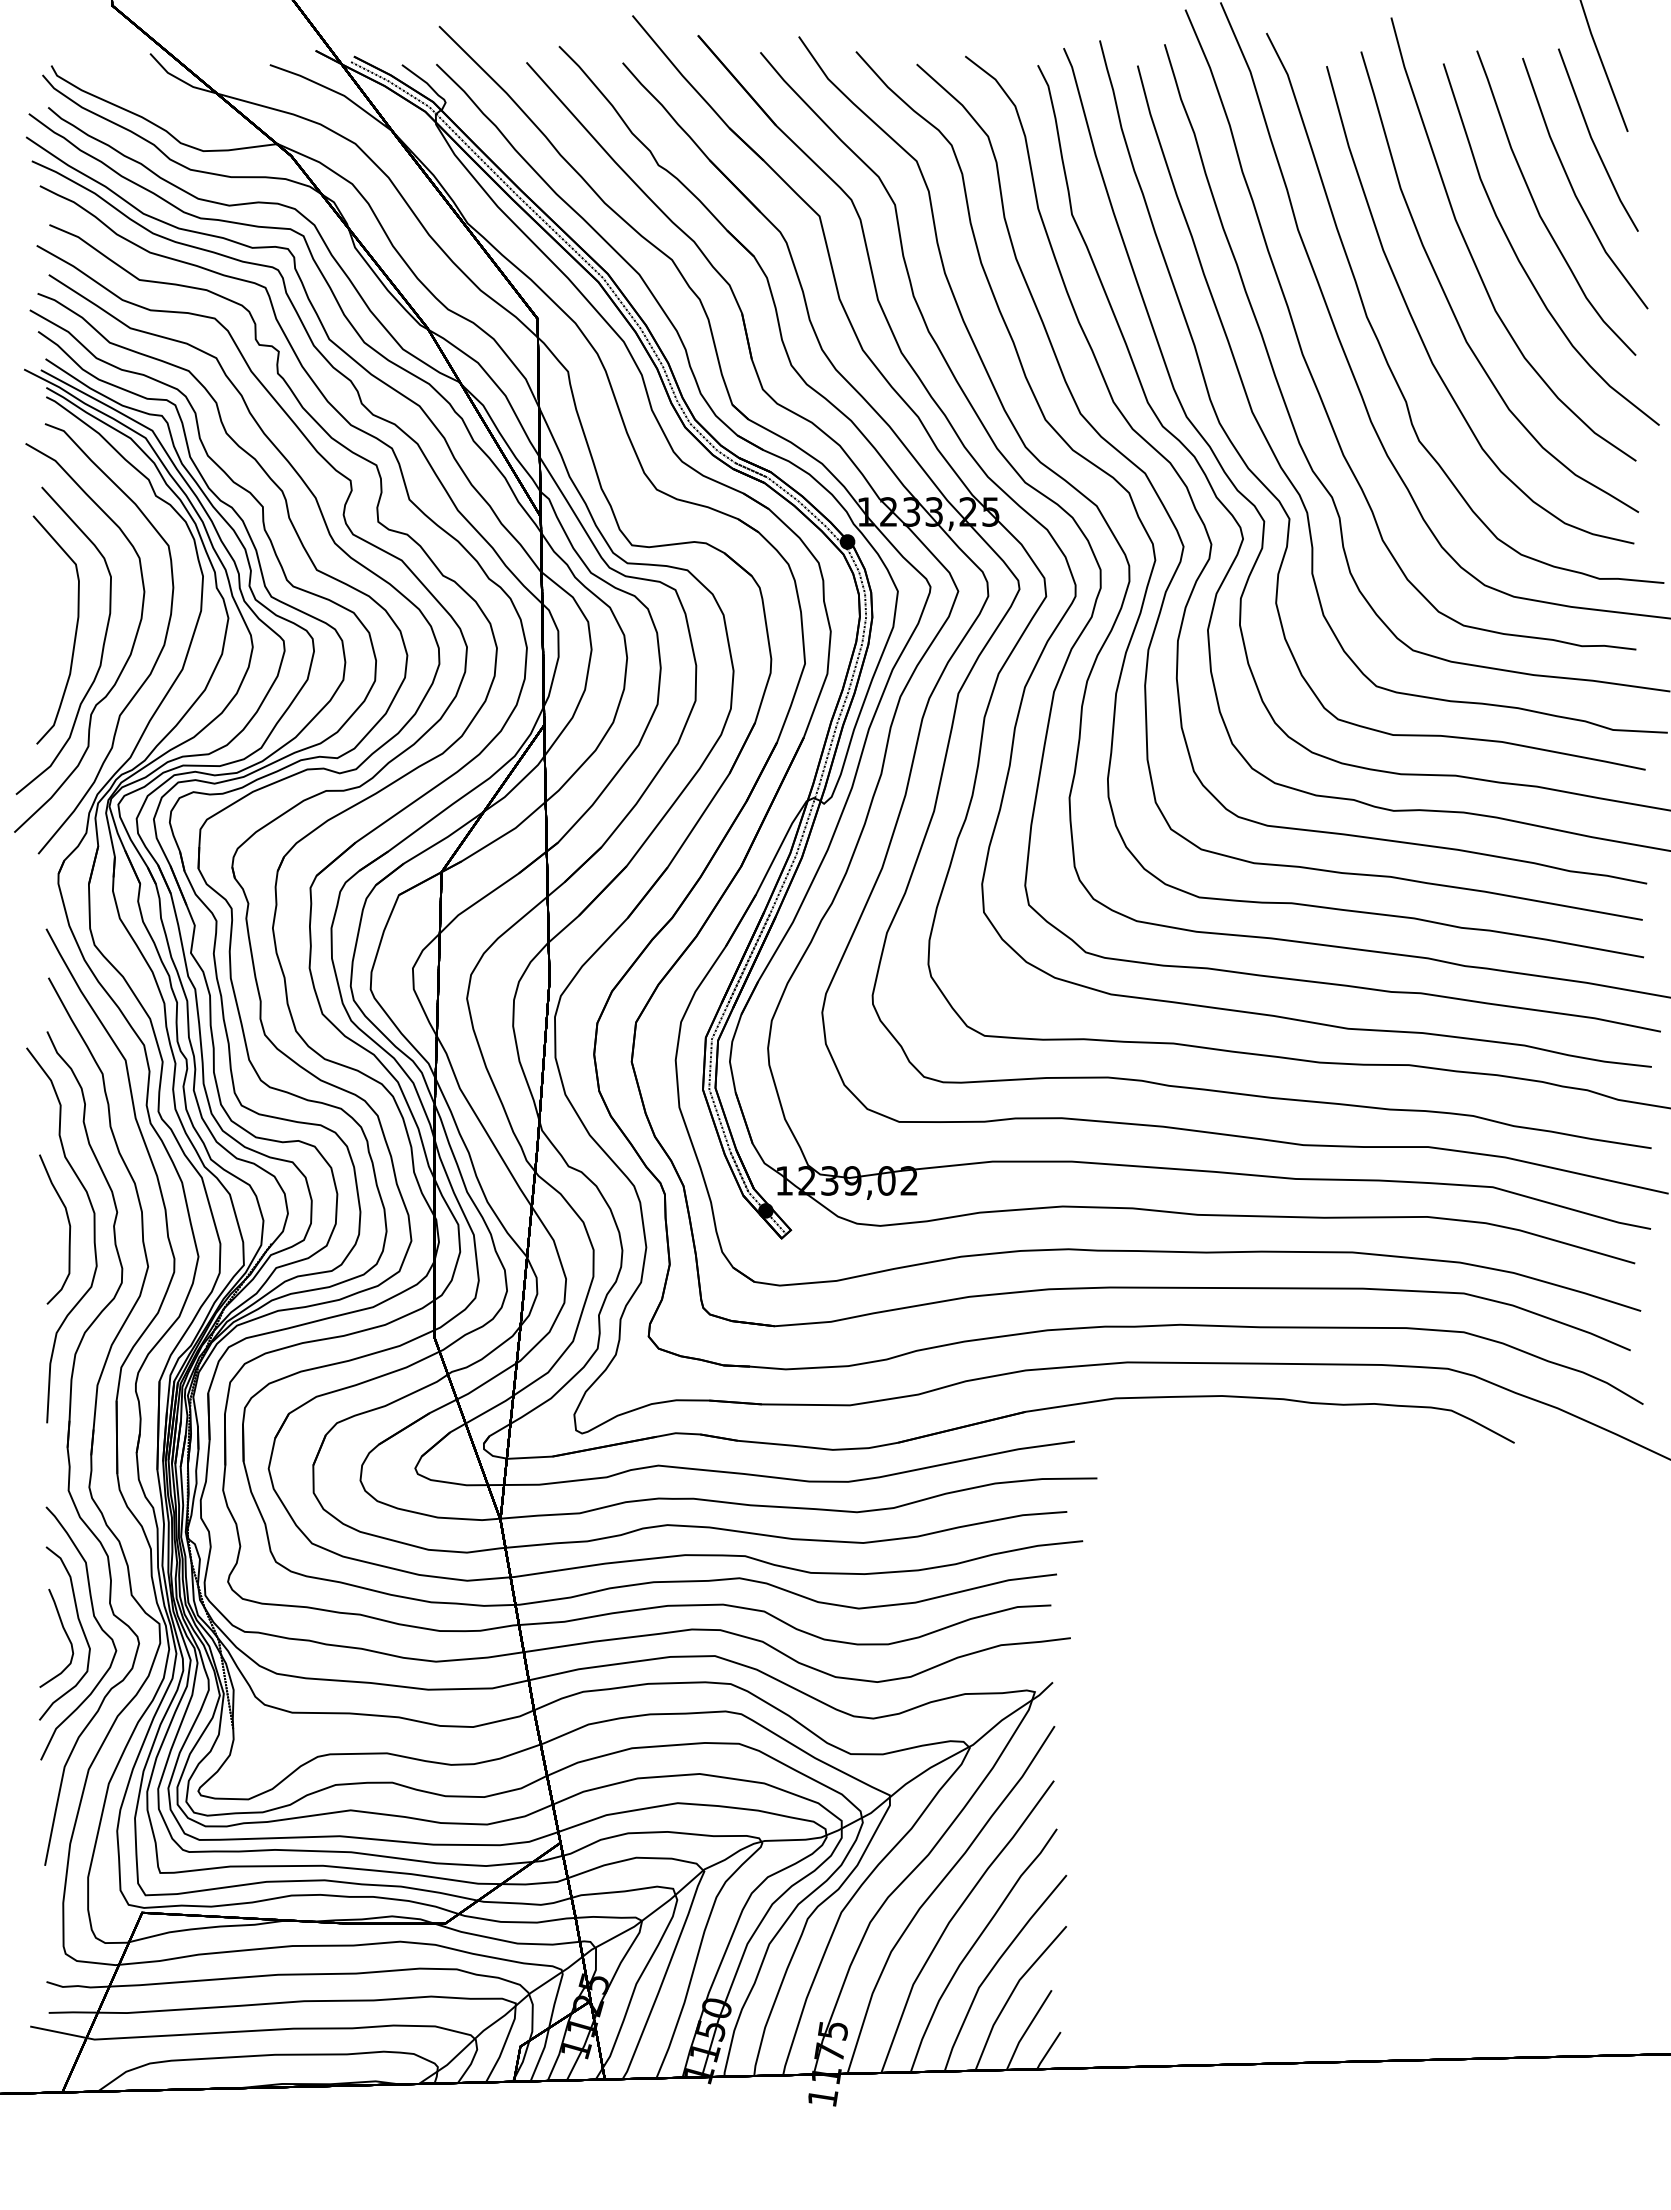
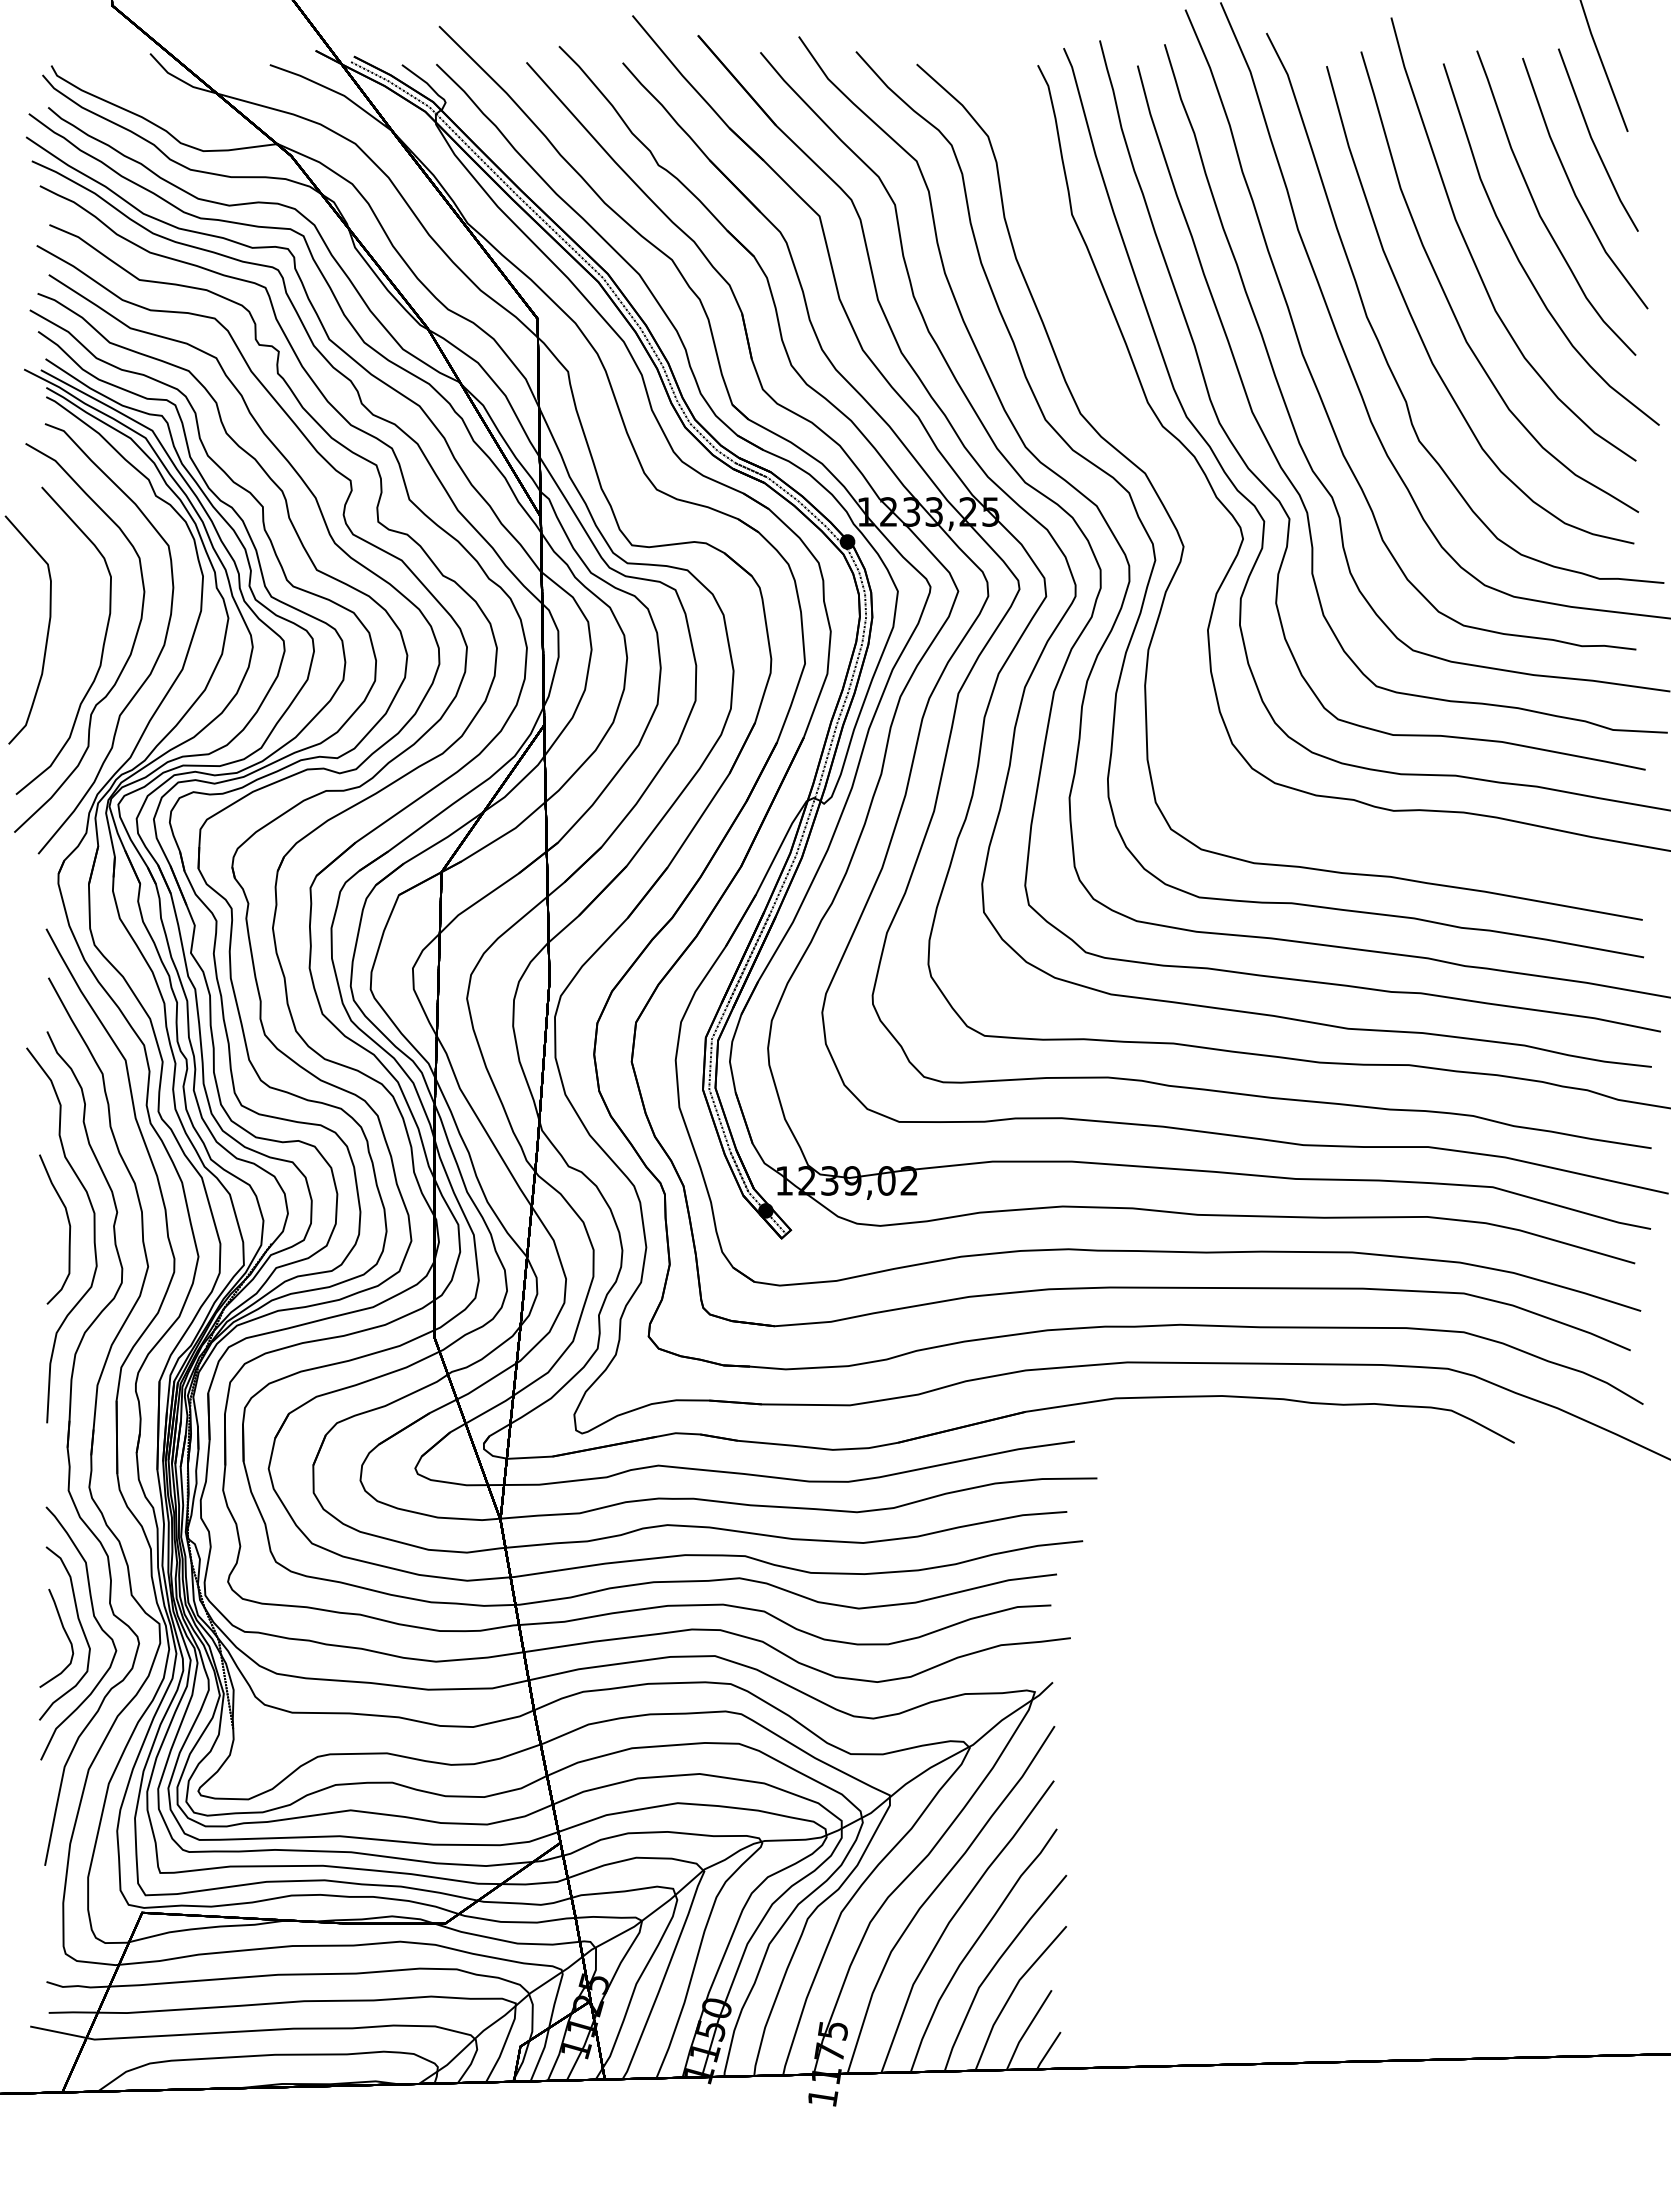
part: present -> none (1203, 521)
part position: (74, 635) -> (46, 635) (46, 635)
